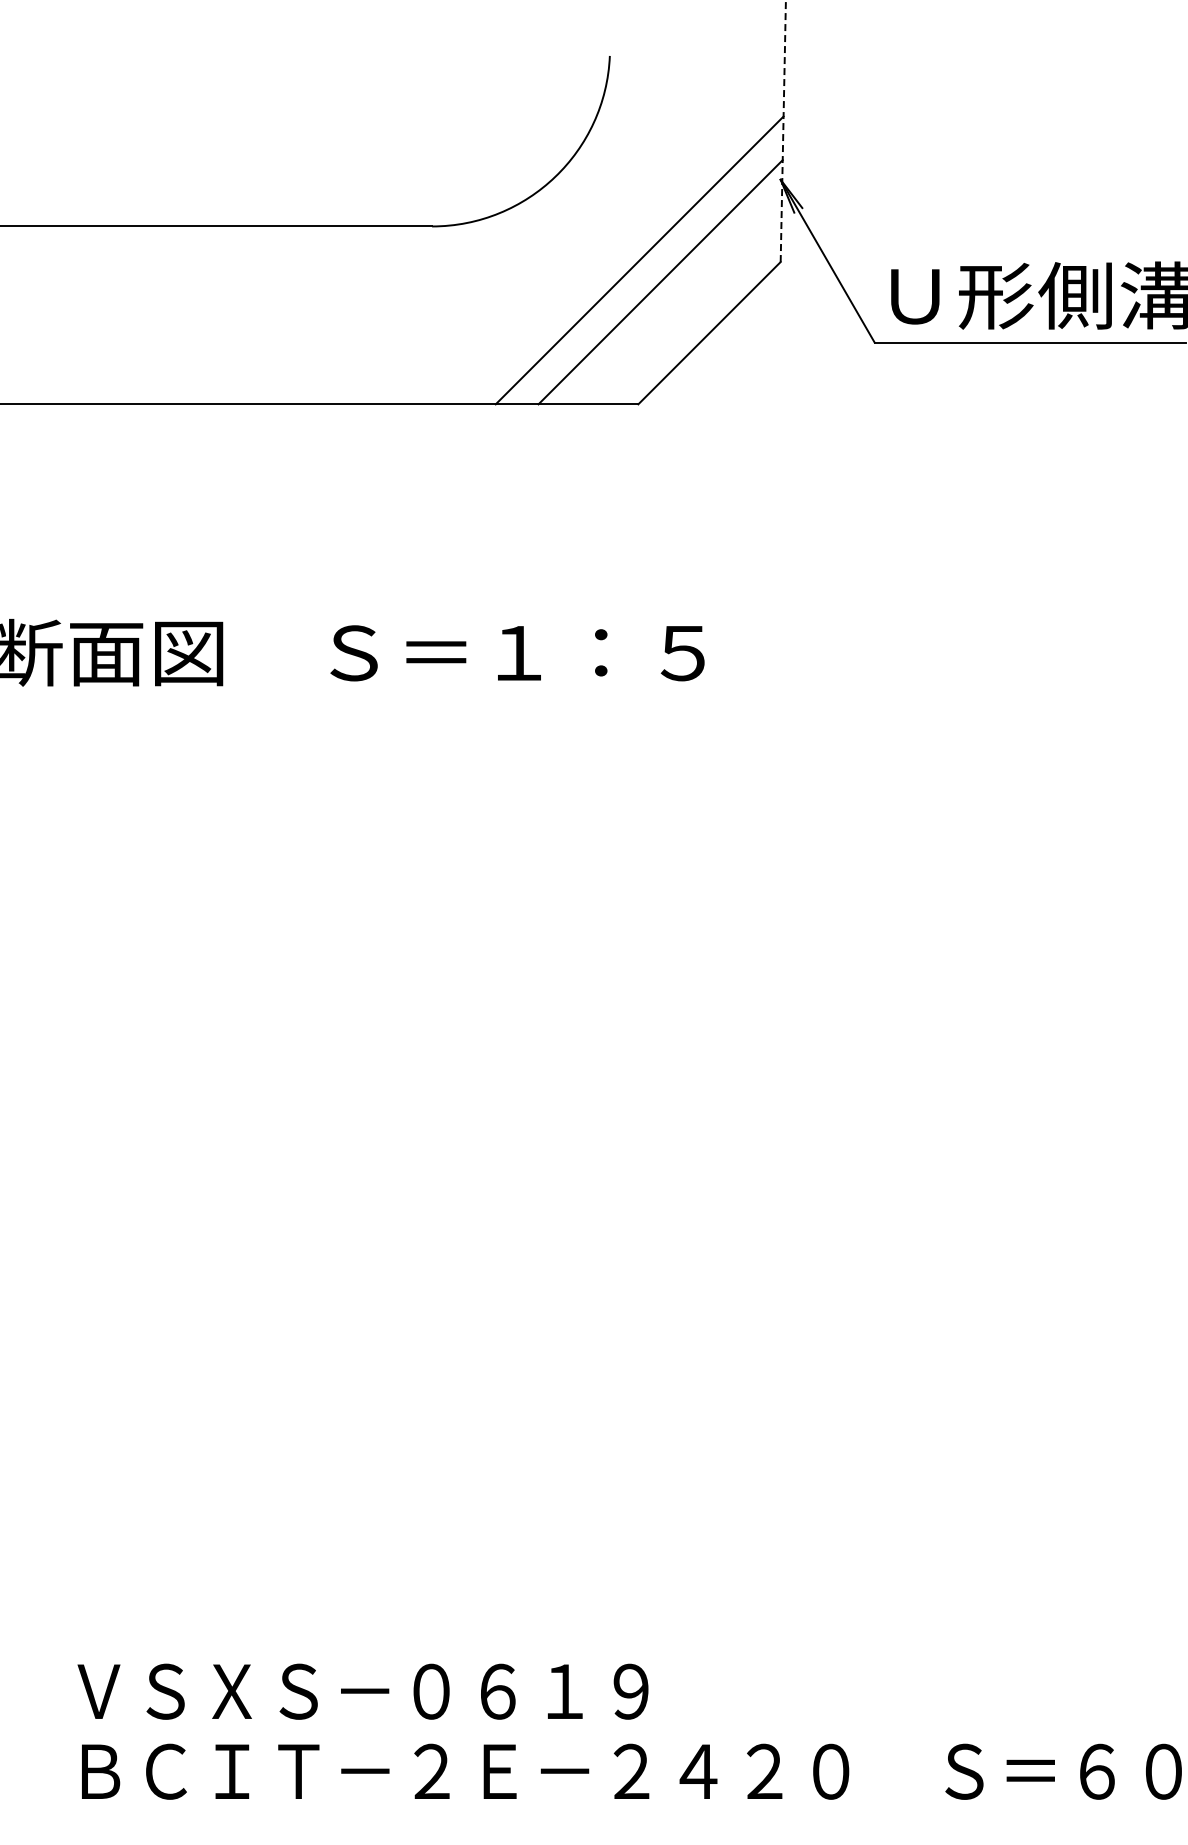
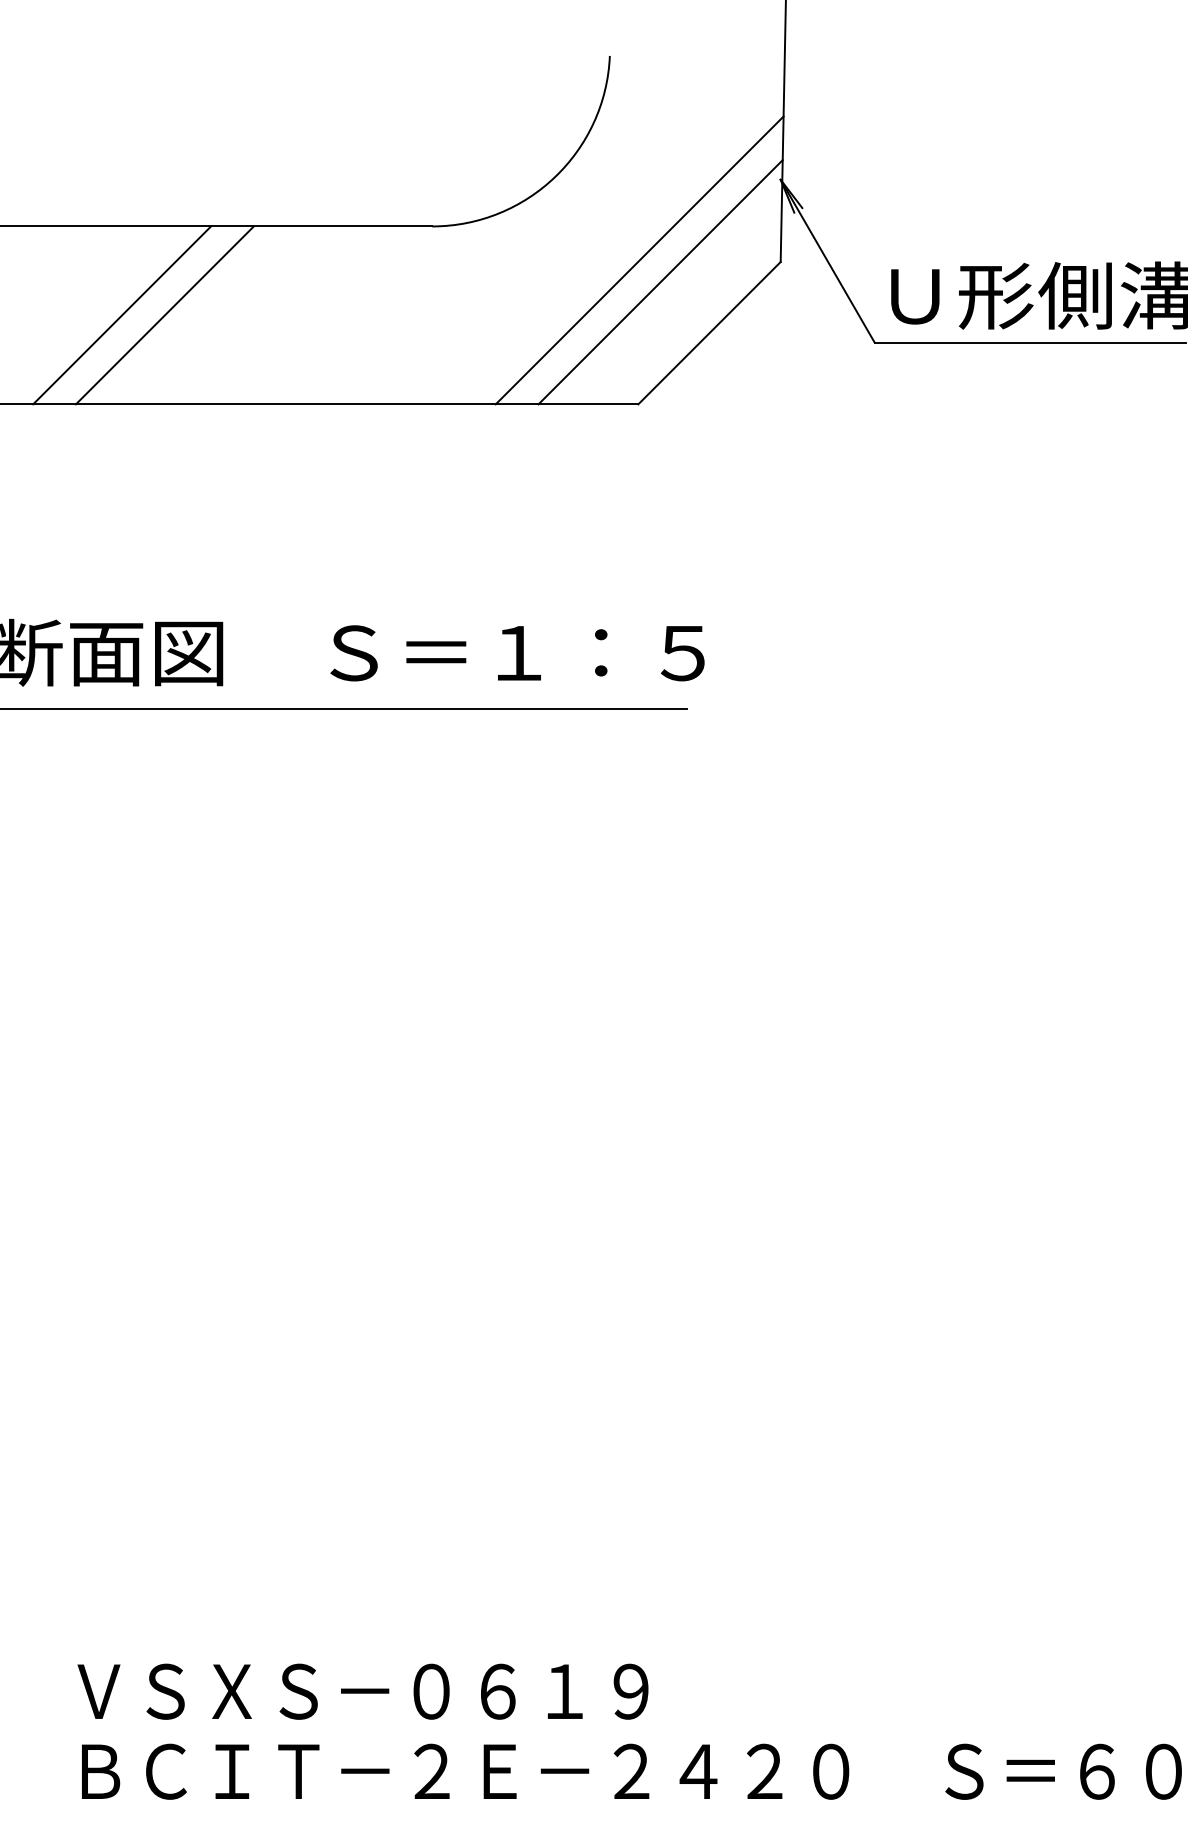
line: dashed -> solid (783, 131)
line: none -> present (122, 315)
line: none -> present (164, 315)
line: none -> present (344, 709)
